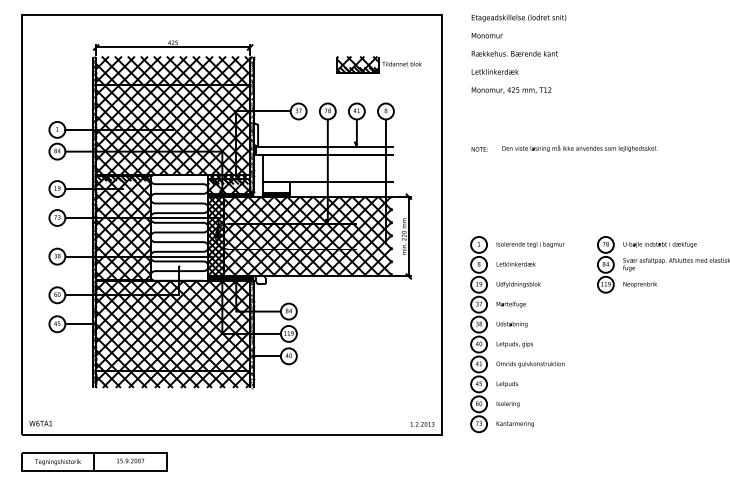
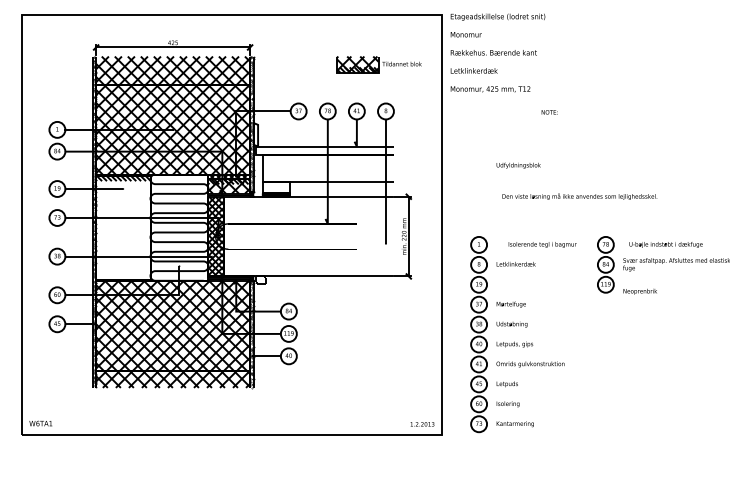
text position: (518, 53) -> (497, 52) (497, 52)
text position: (579, 148) -> (579, 196) (579, 196)
text position: (479, 149) -> (549, 112) (549, 112)
hatch: present -> none (123, 227)
hatch: present -> none (308, 236)
text position: (530, 244) -> (542, 244) (542, 244)
text position: (659, 244) -> (665, 244) (665, 244)
text position: (518, 284) -> (518, 165) (518, 165)
text position: (639, 284) -> (639, 291) (639, 291)
part: present -> none (94, 461)
